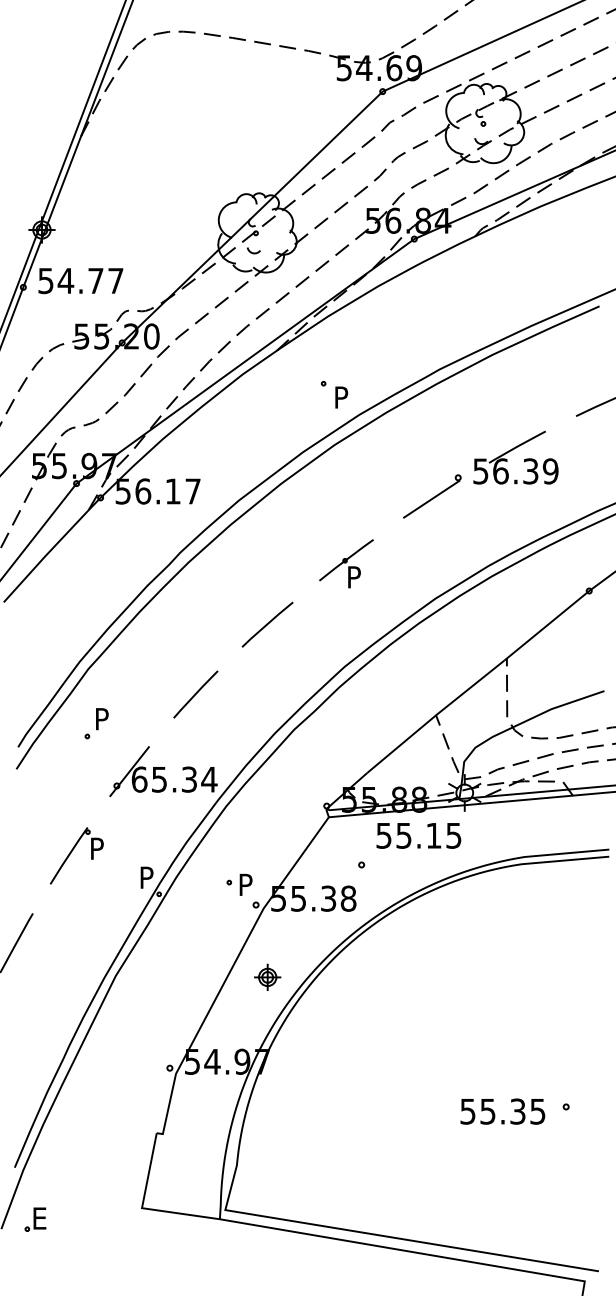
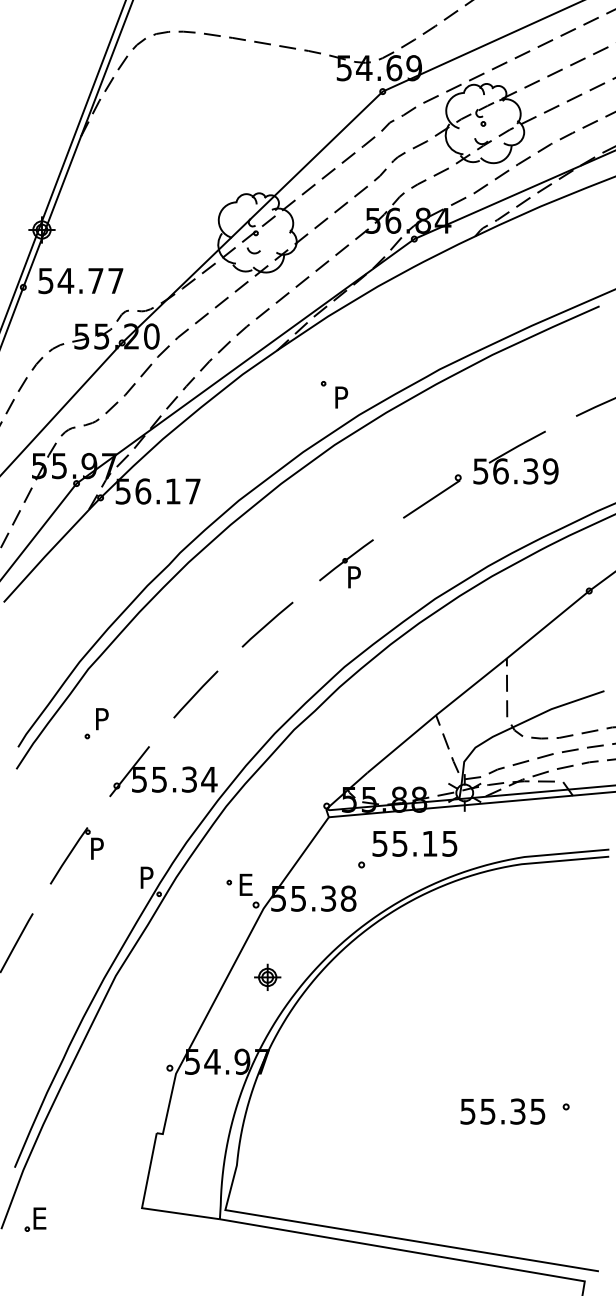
text: 65.34 -> 55.34 (139, 779)
text position: (418, 835) -> (414, 843) (414, 843)
text: P -> E (247, 884)
